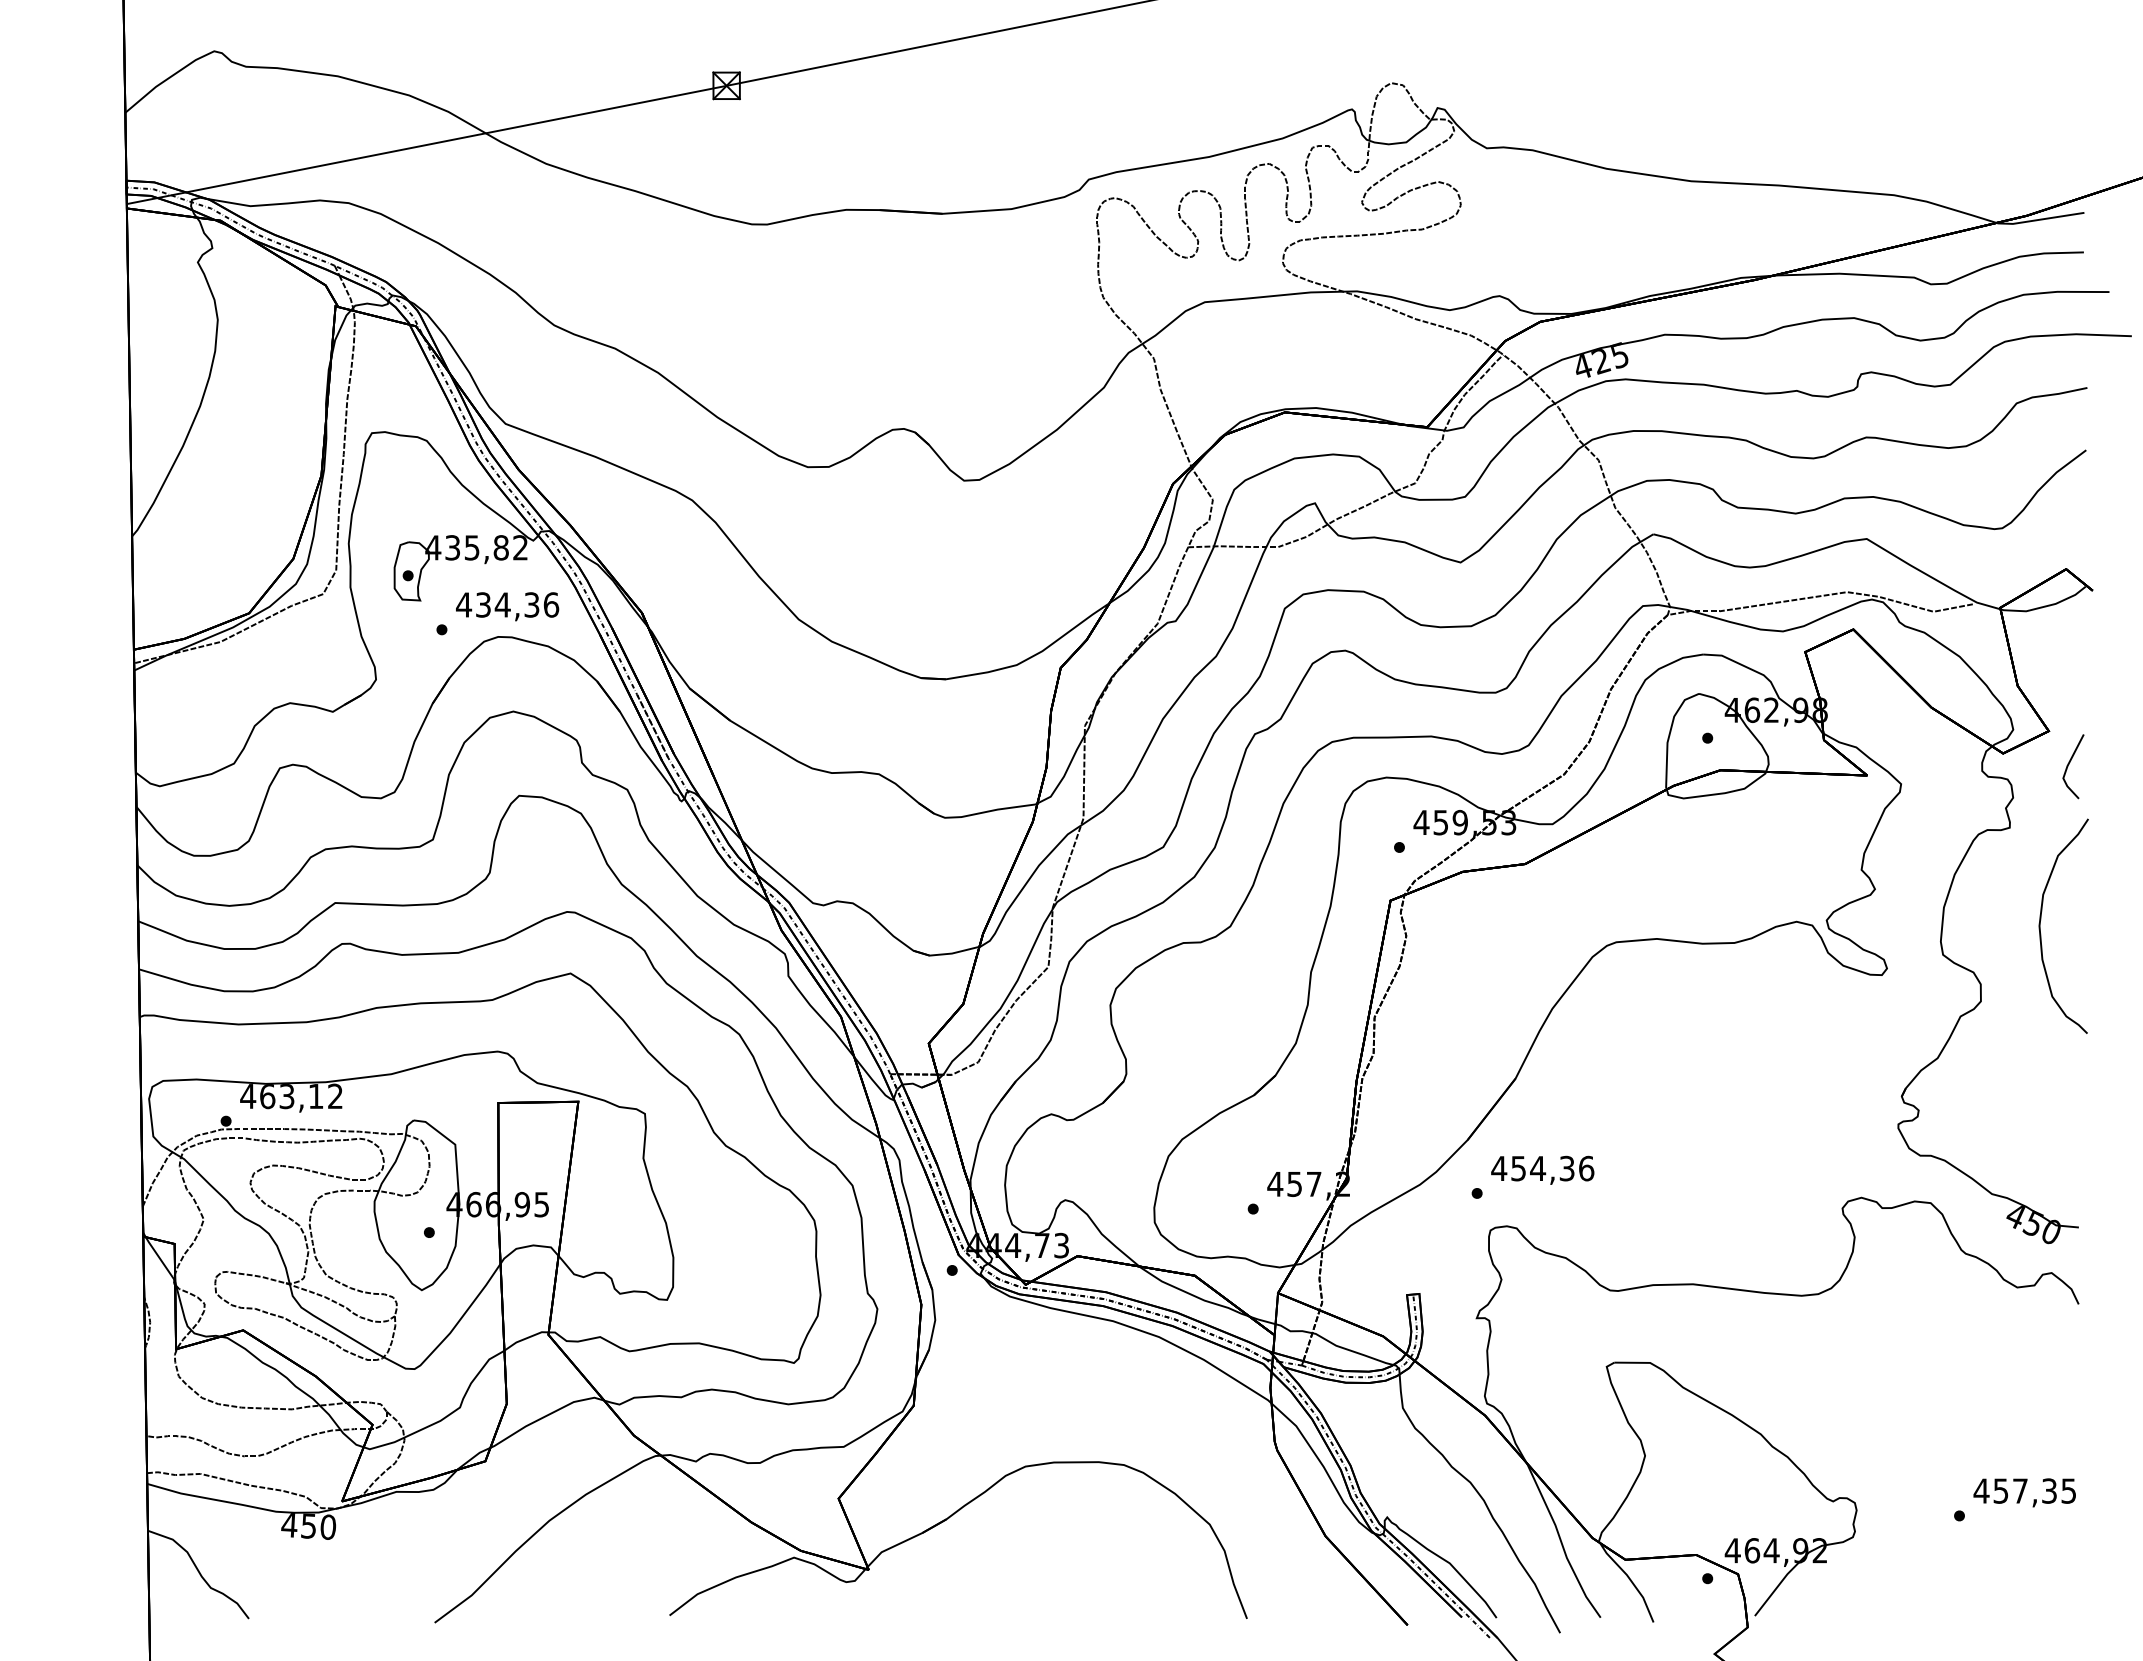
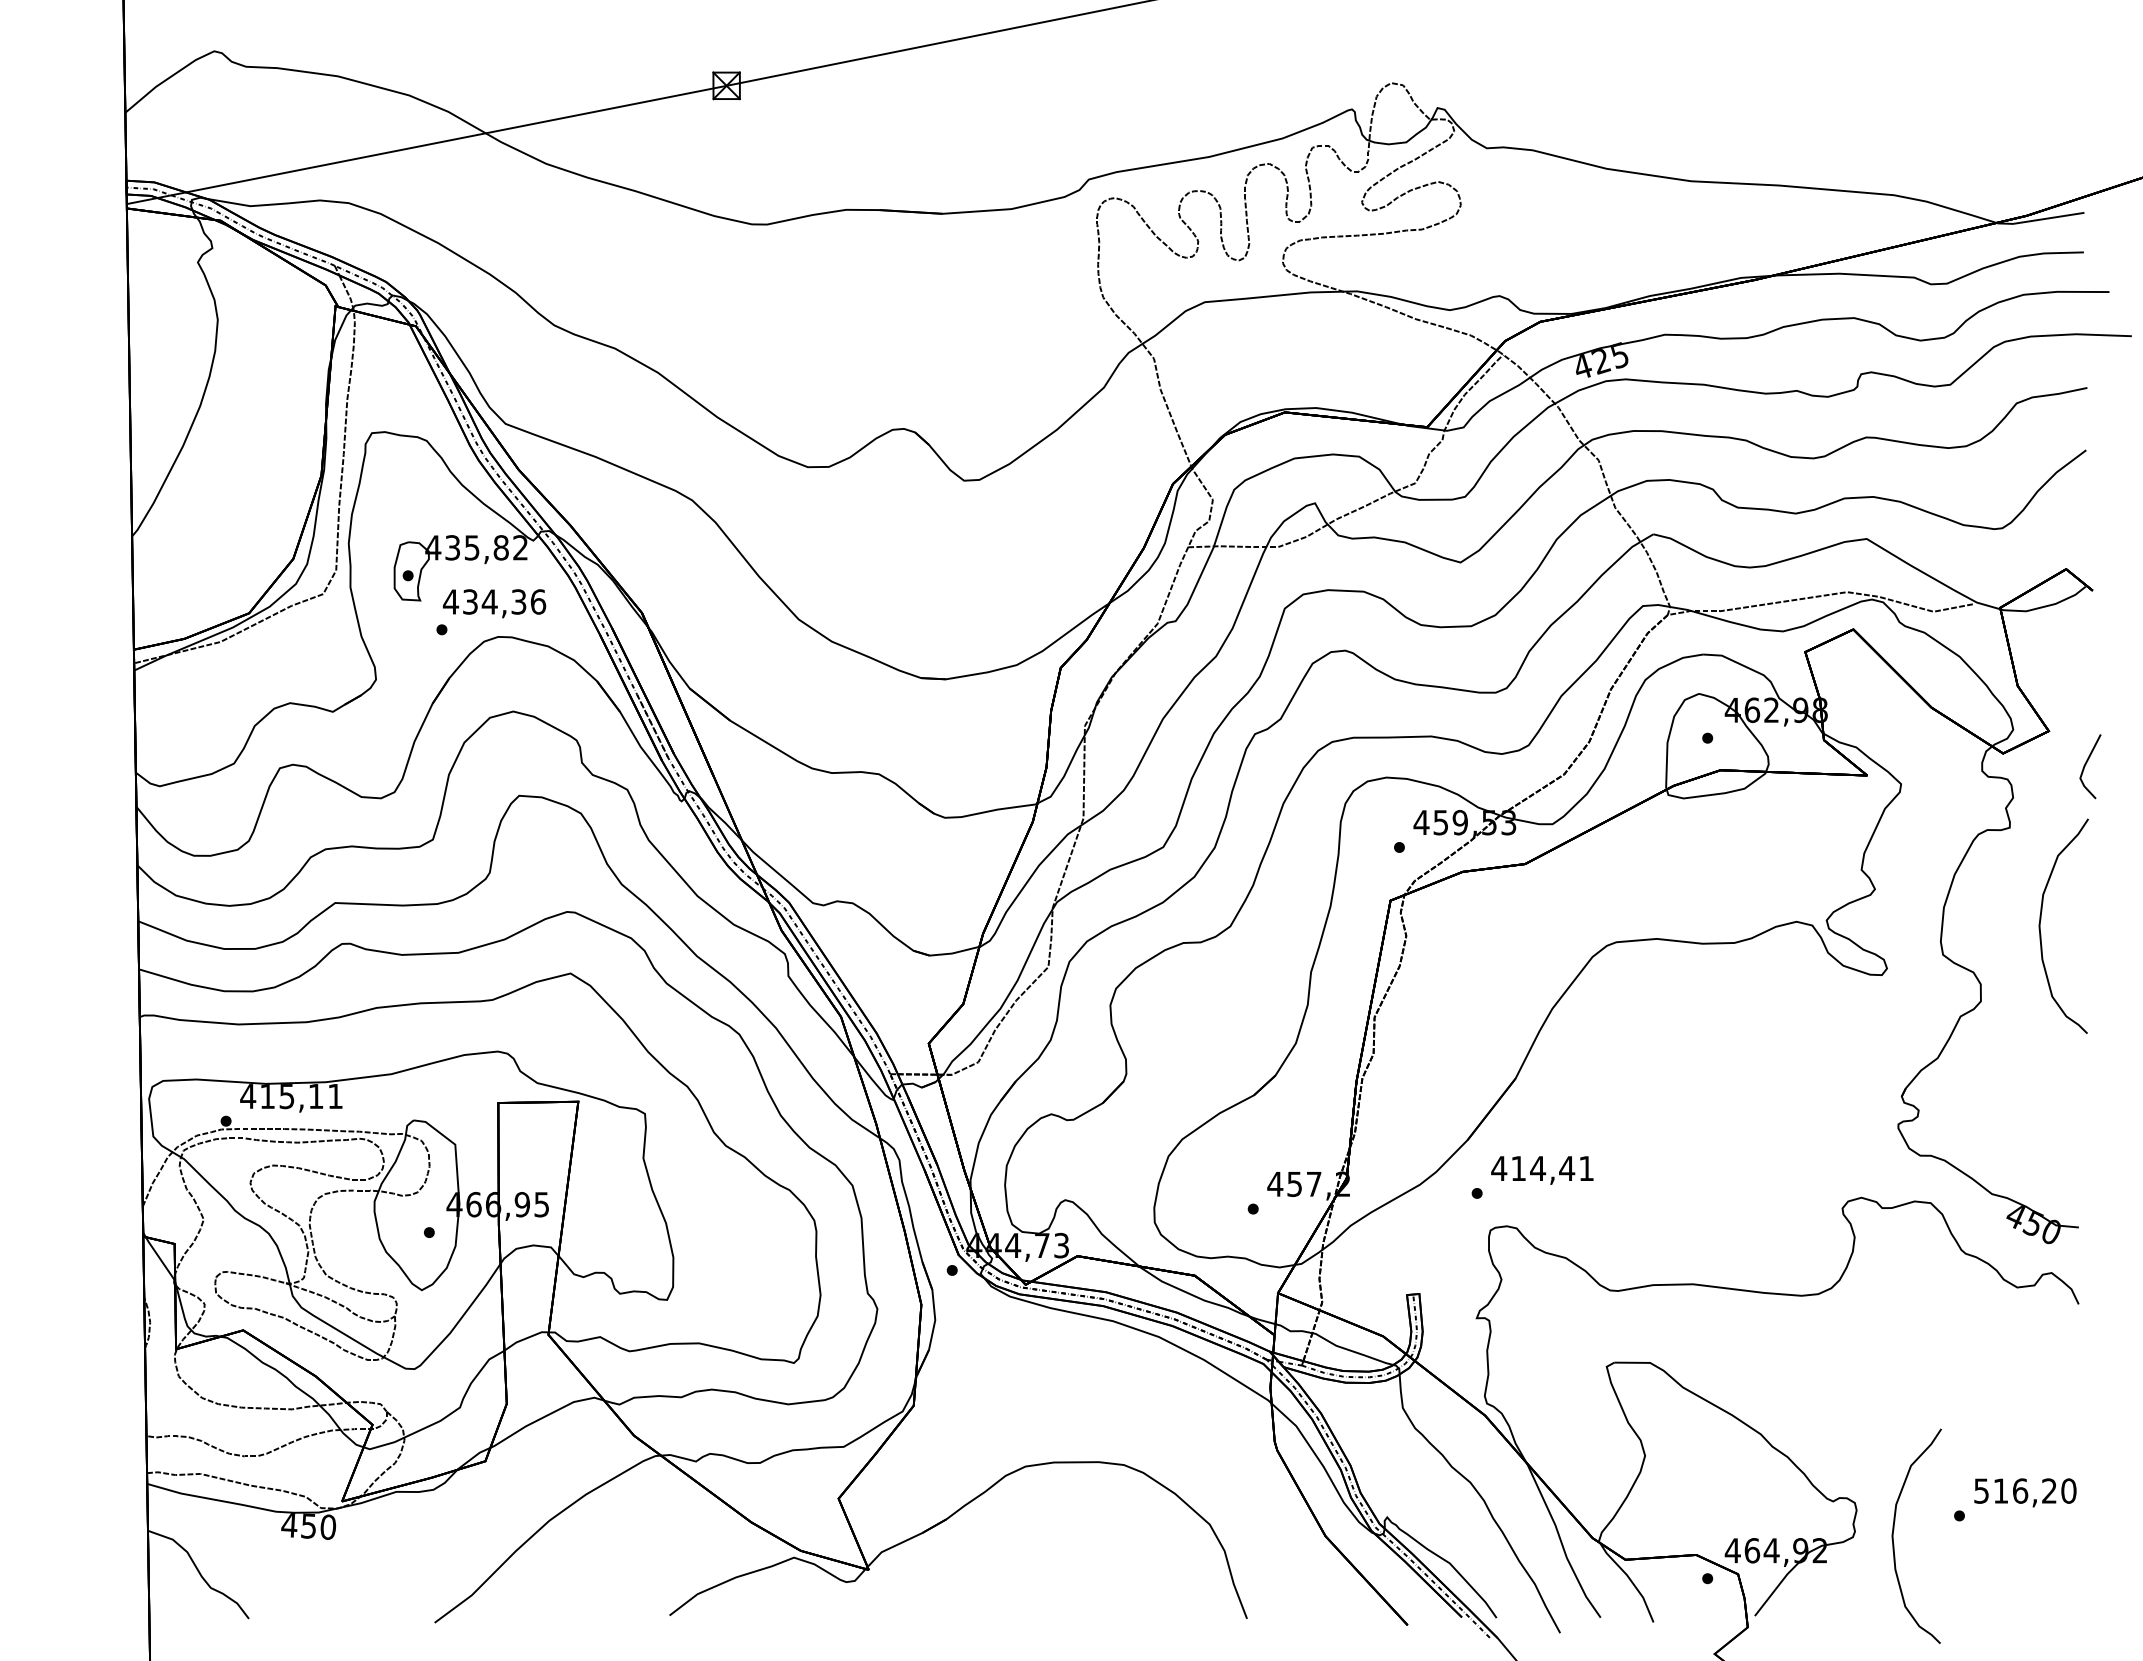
text position: (507, 606) -> (494, 603) (494, 603)
line position: (2069, 764) -> (2086, 764) (2086, 764)
text: 463,12 -> 415,11 (301, 1096)
text: 454,36 -> 414,41 (1552, 1168)
text: 457,35 -> 516,20 (2024, 1490)
curve: none -> present (1894, 1530)
